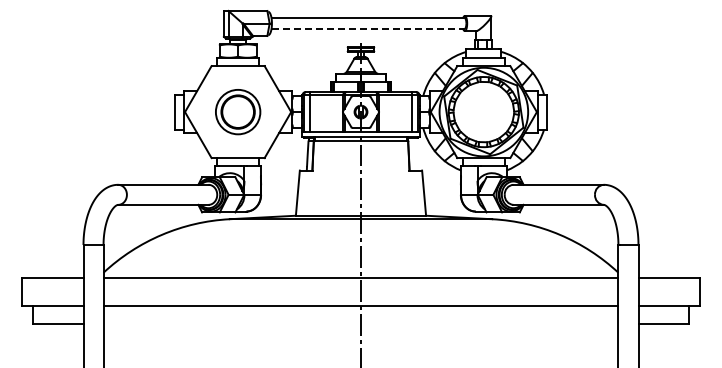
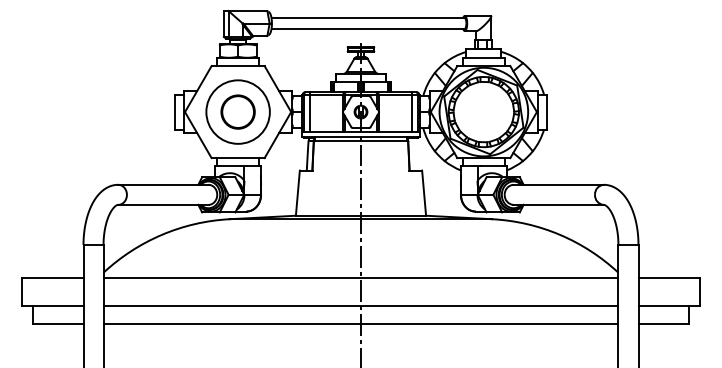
line: dashed -> solid (368, 28)
circle diameter: 44 px -> 64 px (237, 111)
line: none -> present (360, 324)
